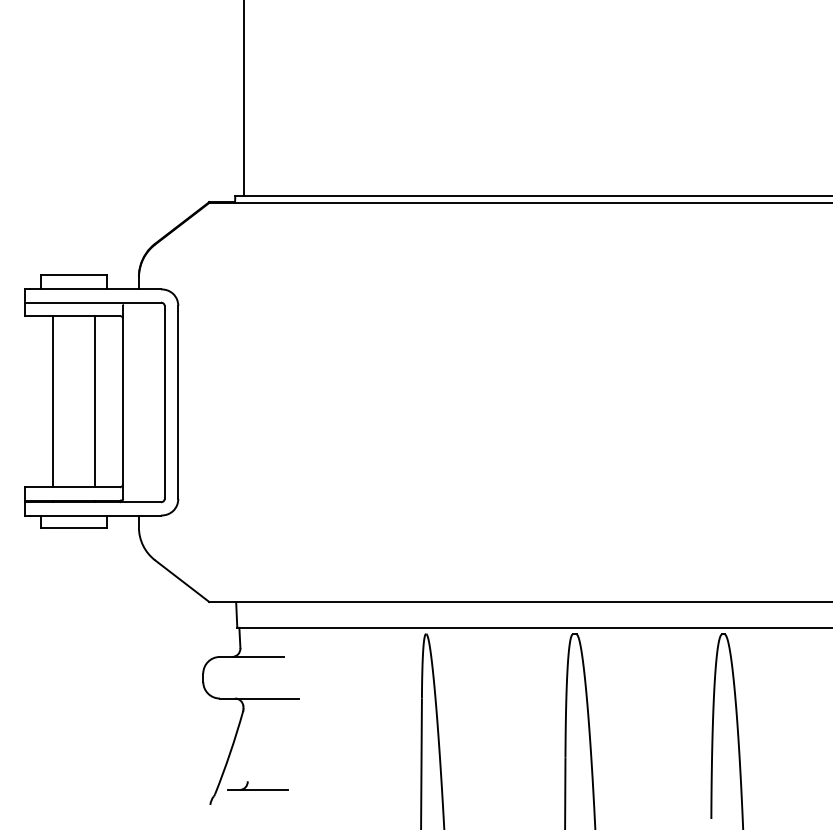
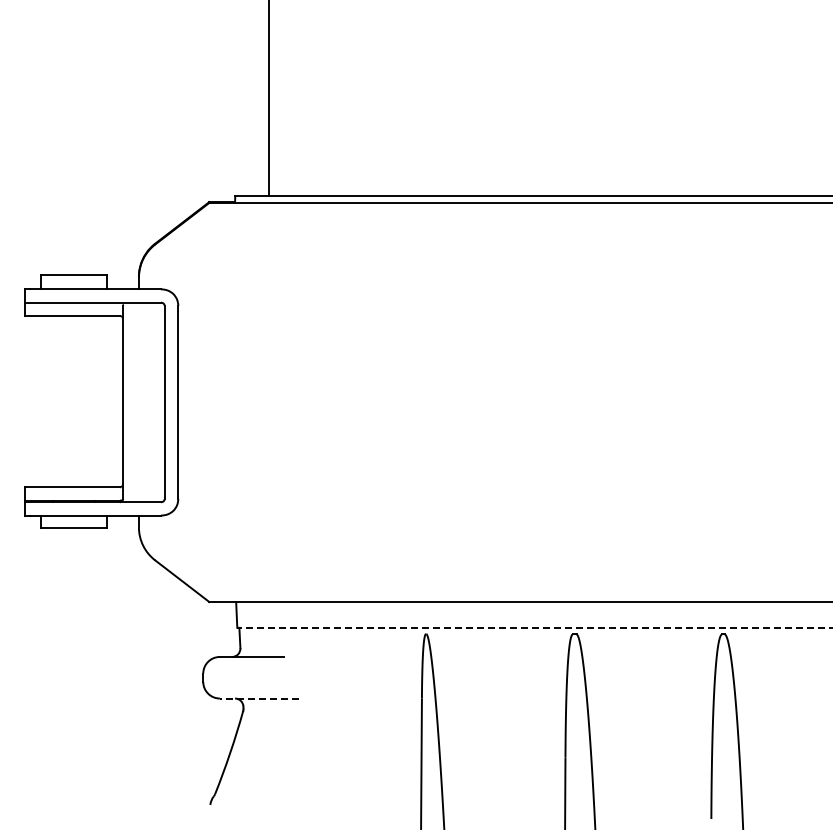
line position: (244, 99) -> (269, 99) (269, 99)
line: present -> none (53, 401)
line: present -> none (94, 401)
line: solid -> dashed (534, 627)
line: solid -> dashed (259, 698)
part: present -> none (257, 785)
